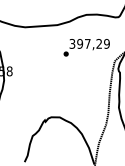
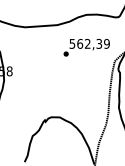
text: 397,29 -> 562,39 (86, 43)
